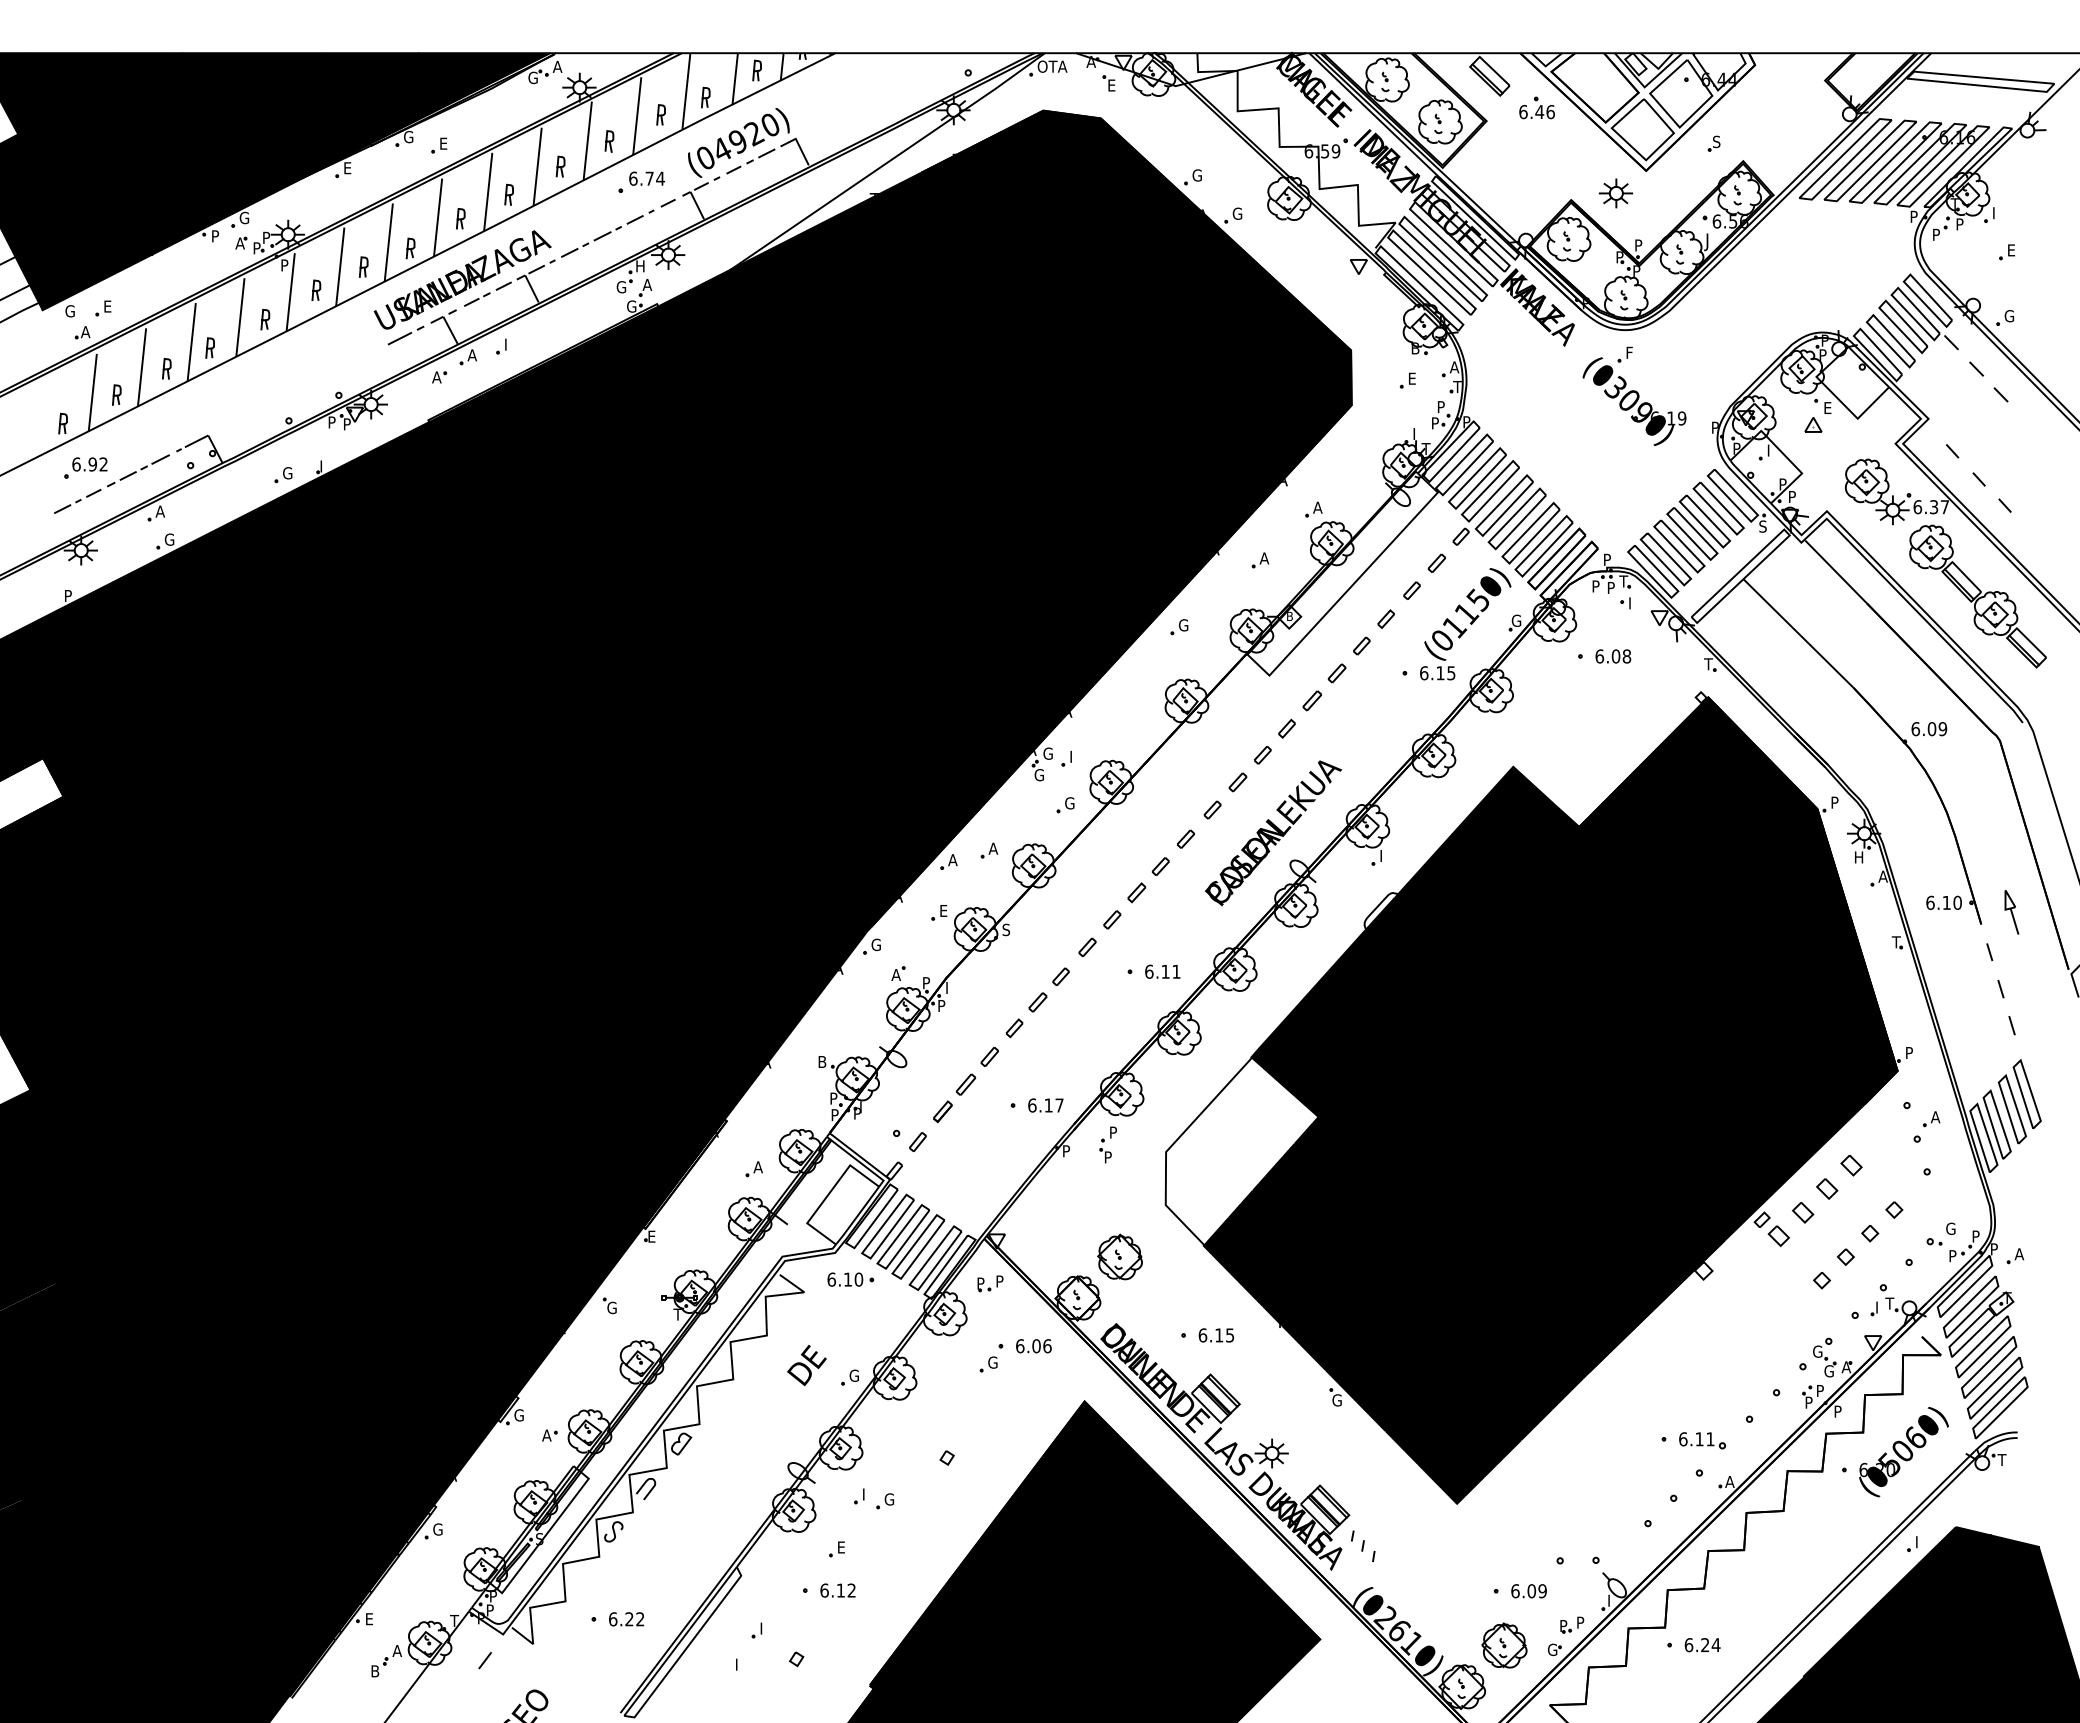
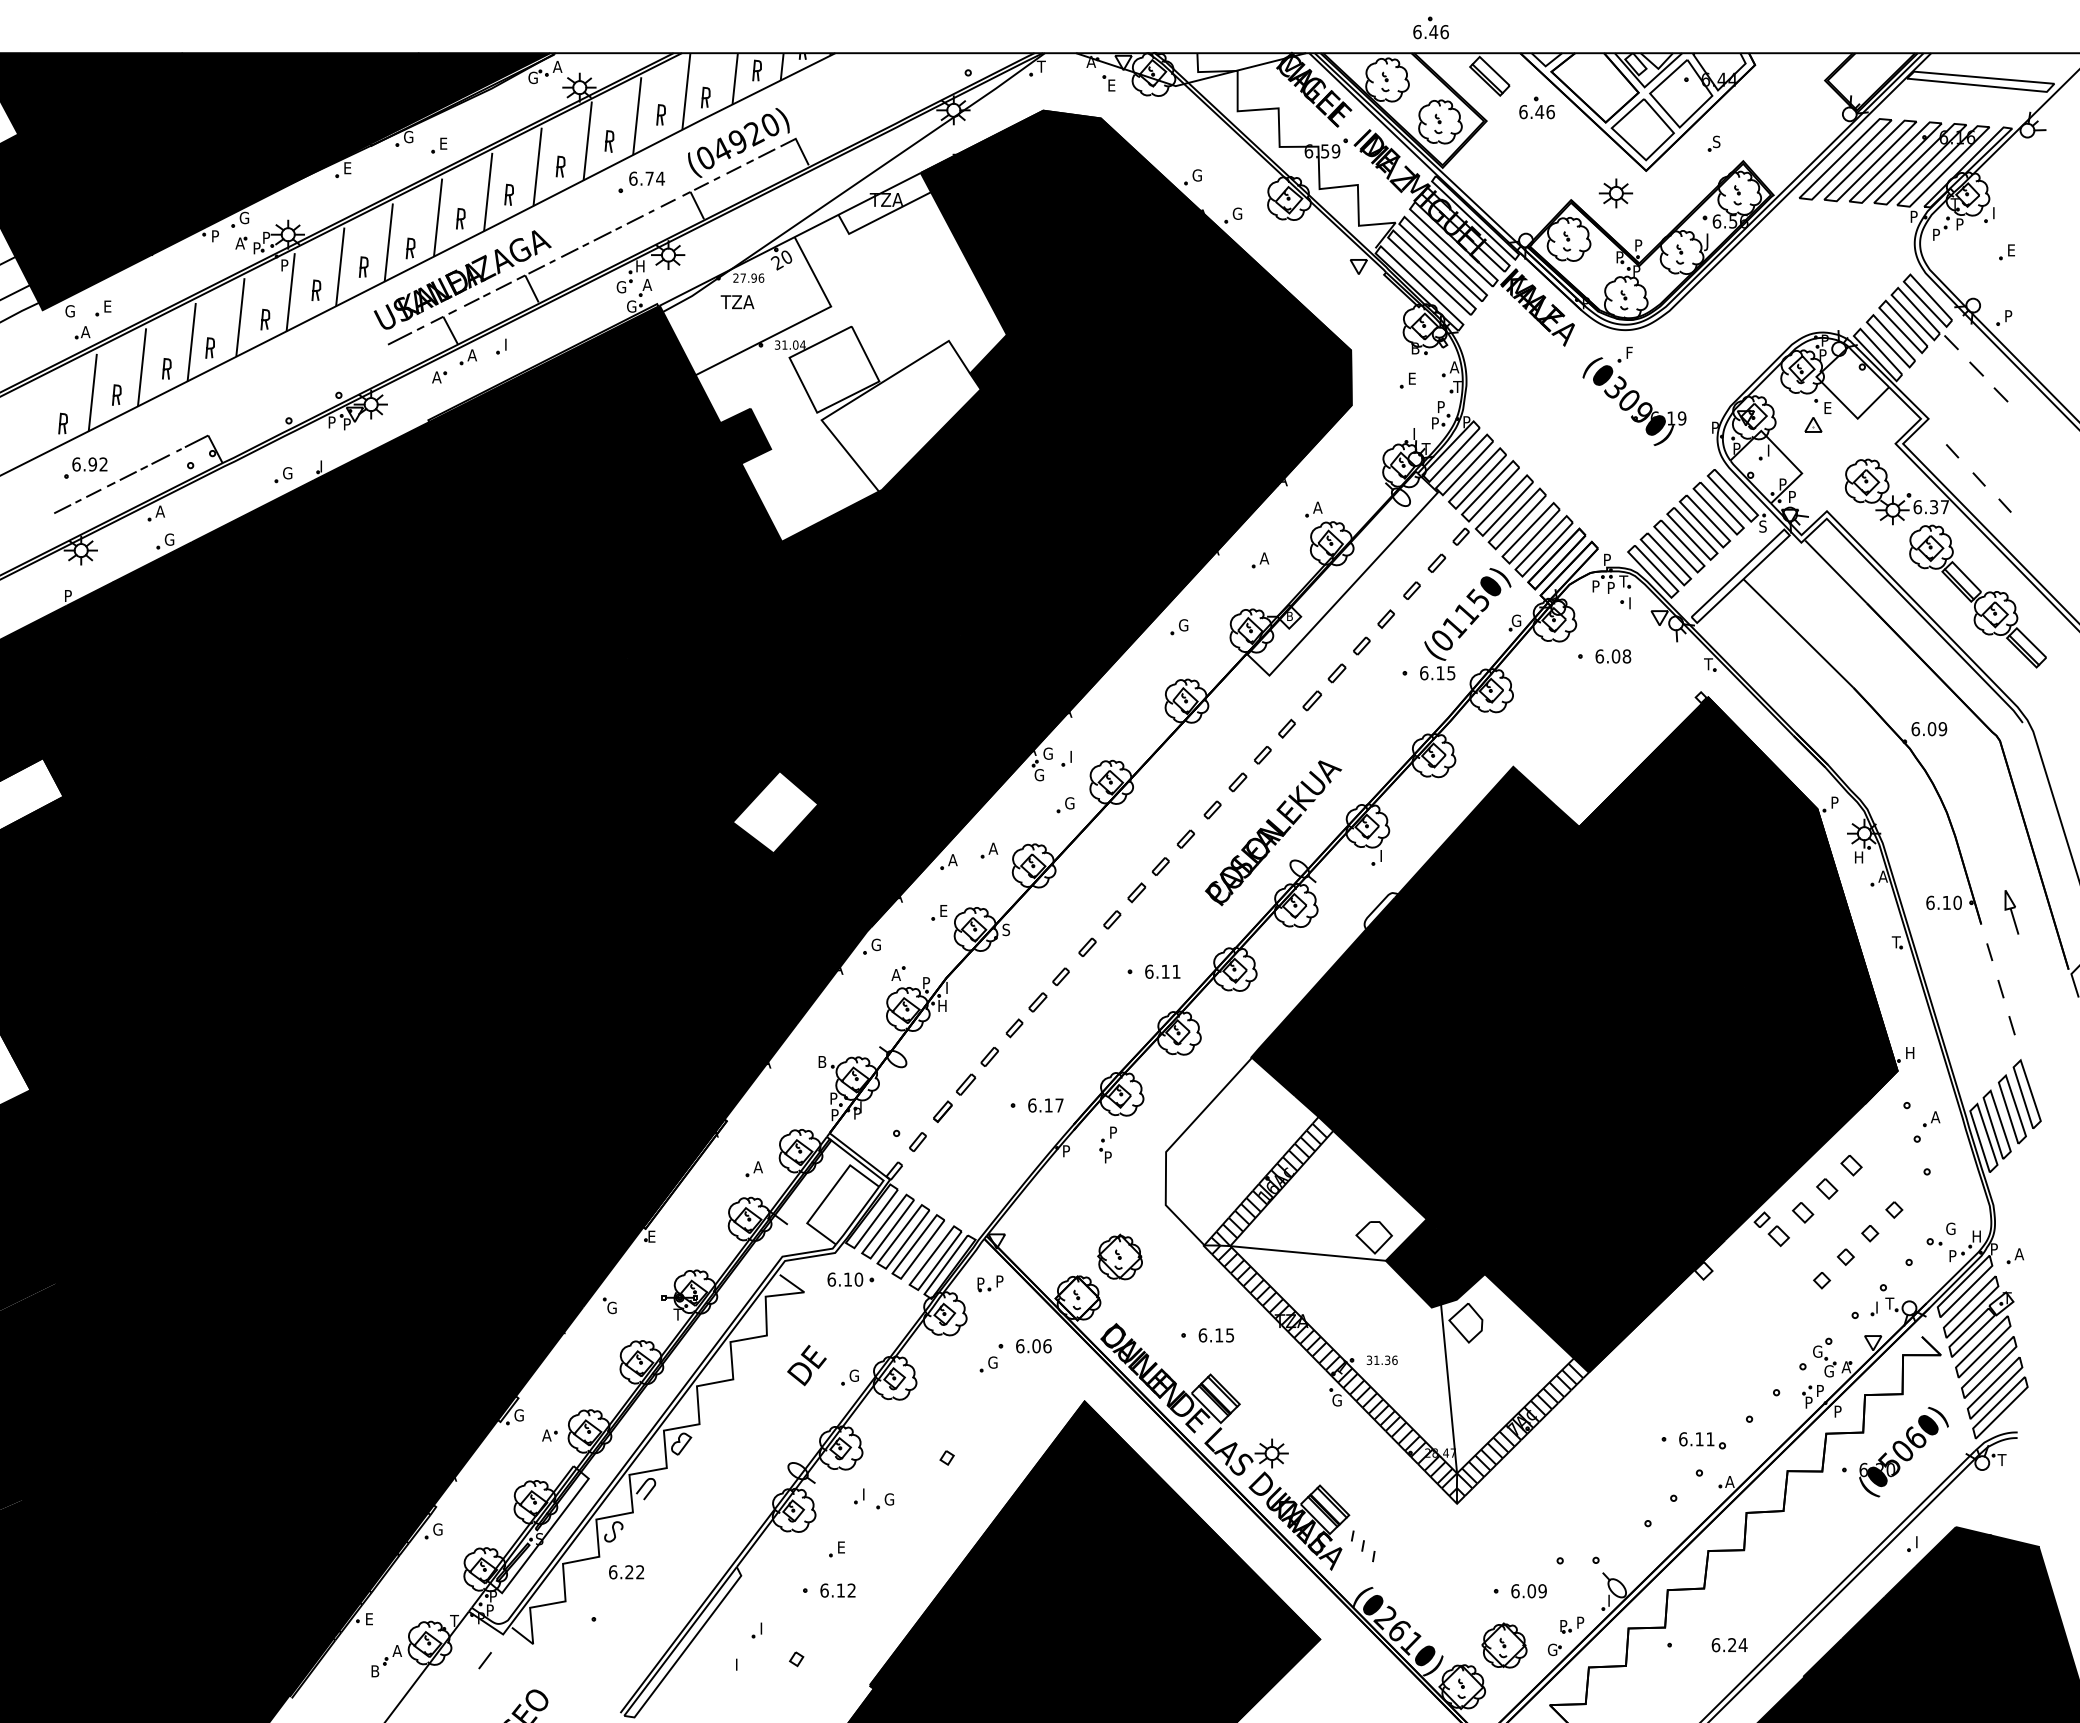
part: none -> present (1430, 27)
text: OTA -> T (1051, 66)
text: G -> P (2009, 316)
fill: present -> none (832, 357)
fill: present -> none (775, 812)
text: P -> H (942, 1005)
text: P -> H (1910, 1052)
text: P -> H (1977, 1236)
fill: present -> none (1395, 1310)
text position: (626, 1619) -> (626, 1572) (626, 1572)
text position: (1702, 1645) -> (1729, 1645) (1729, 1645)
